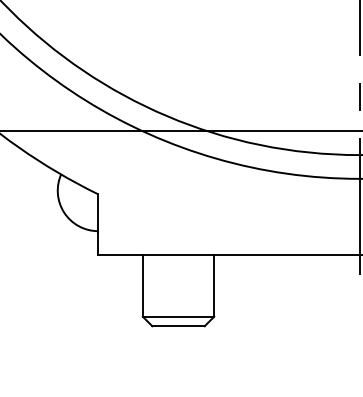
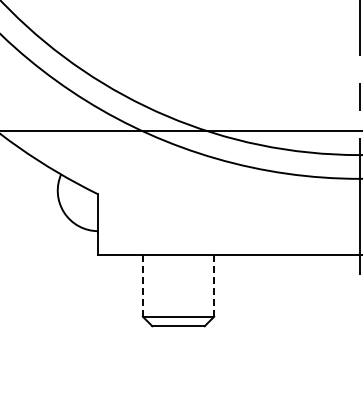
line: solid -> dashed (142, 285)
line: solid -> dashed (214, 285)
